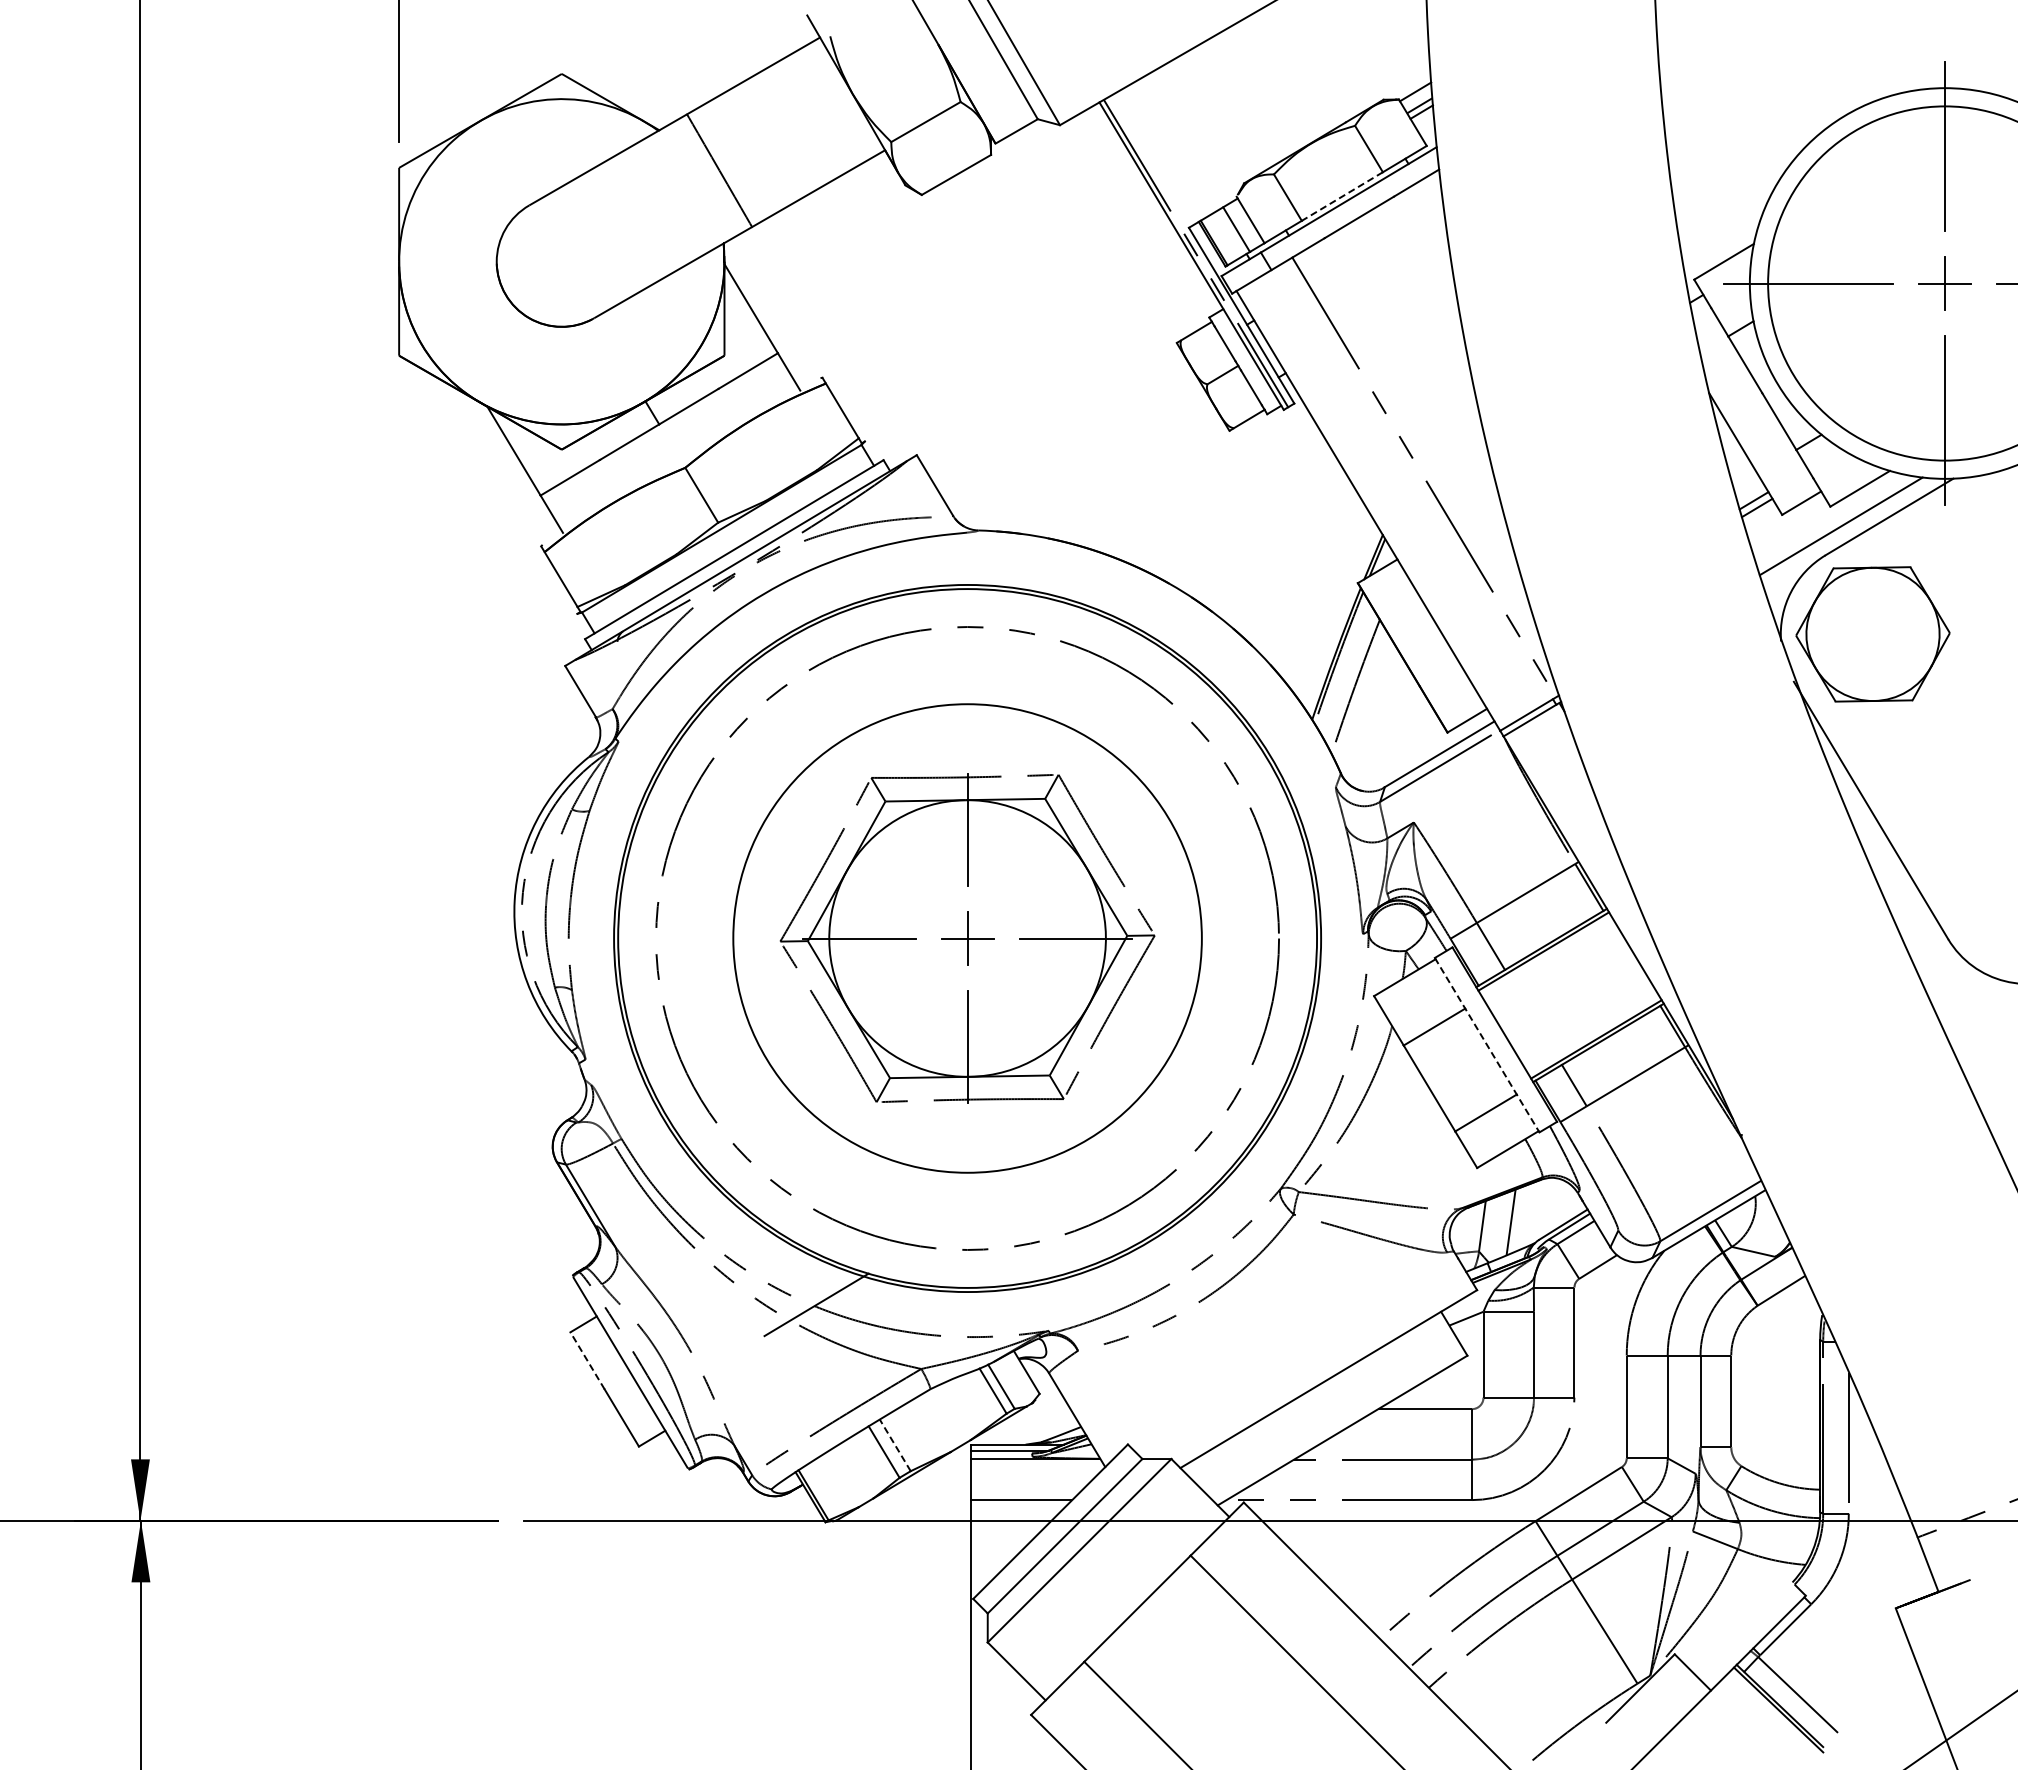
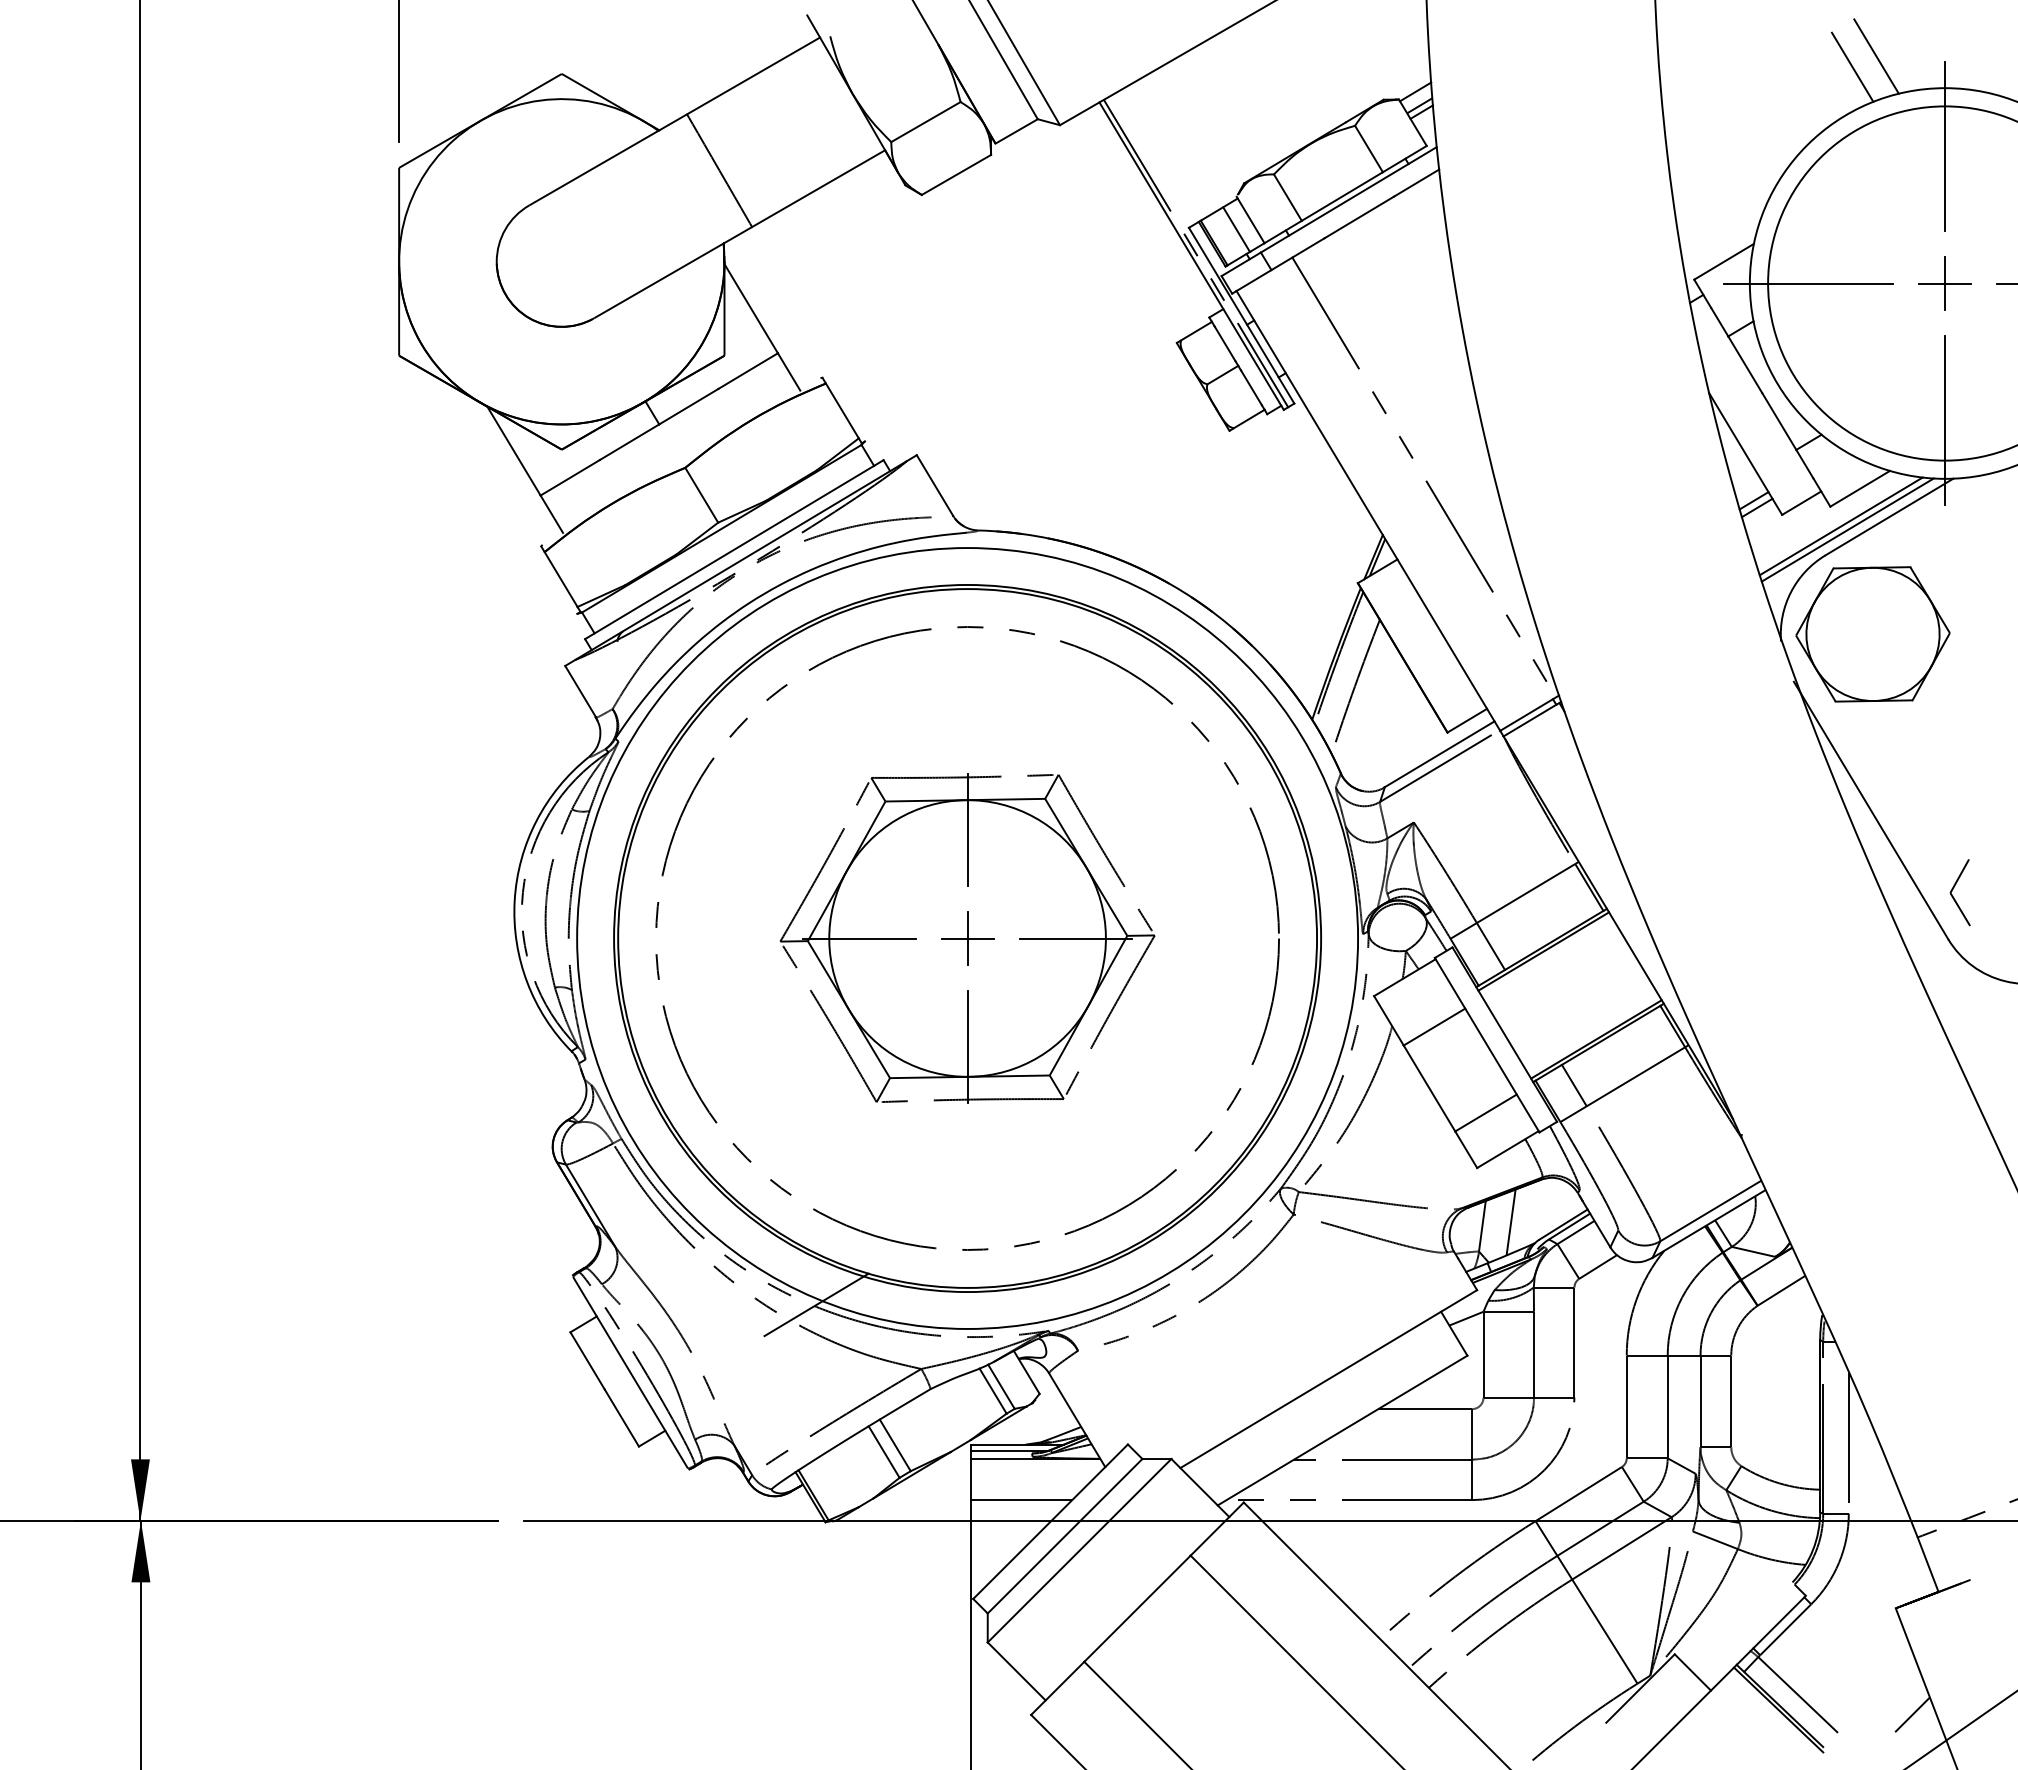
line: none -> present (1876, 56)
line: none -> present (1852, 66)
line: dashed -> solid (1341, 196)
line: none -> present (1847, 529)
part: none -> present (1953, 889)
circle diameter: 469 px -> 781 px (967, 938)
line: dashed -> solid (1487, 1045)
line: dashed -> solid (587, 1360)
line: dashed -> solid (895, 1444)
line: none -> present (1912, 1714)
